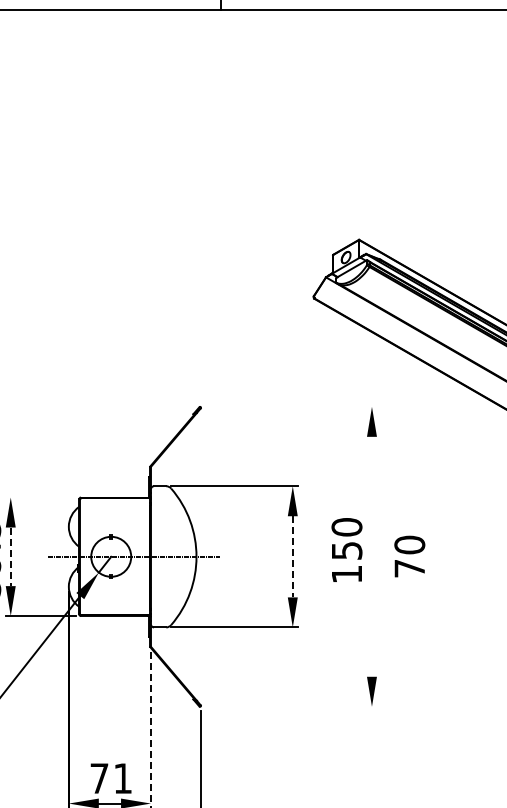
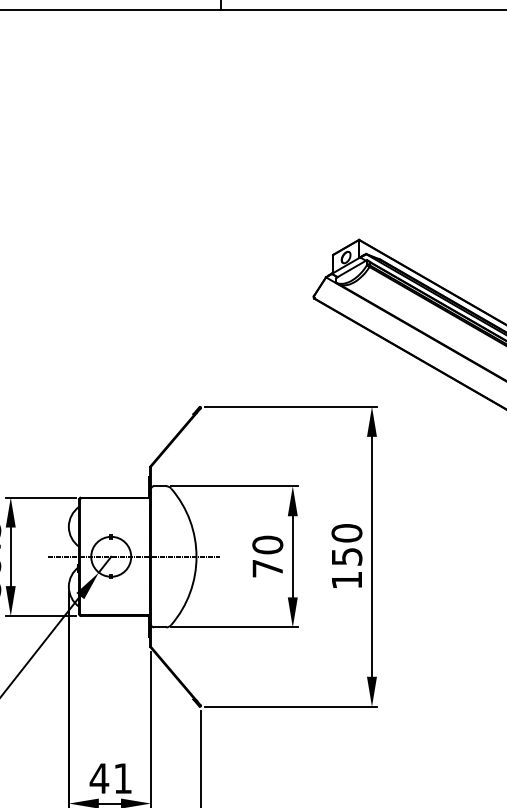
line: none -> present (290, 406)
line: none -> present (40, 497)
text position: (346, 549) -> (346, 555) (346, 555)
line: dashed -> solid (292, 556)
line: none -> present (371, 556)
text position: (409, 556) -> (267, 556) (267, 556)
line: dashed -> solid (10, 557)
line: none -> present (290, 706)
line: dashed -> solid (151, 729)
text: 71 -> 41 (99, 778)
